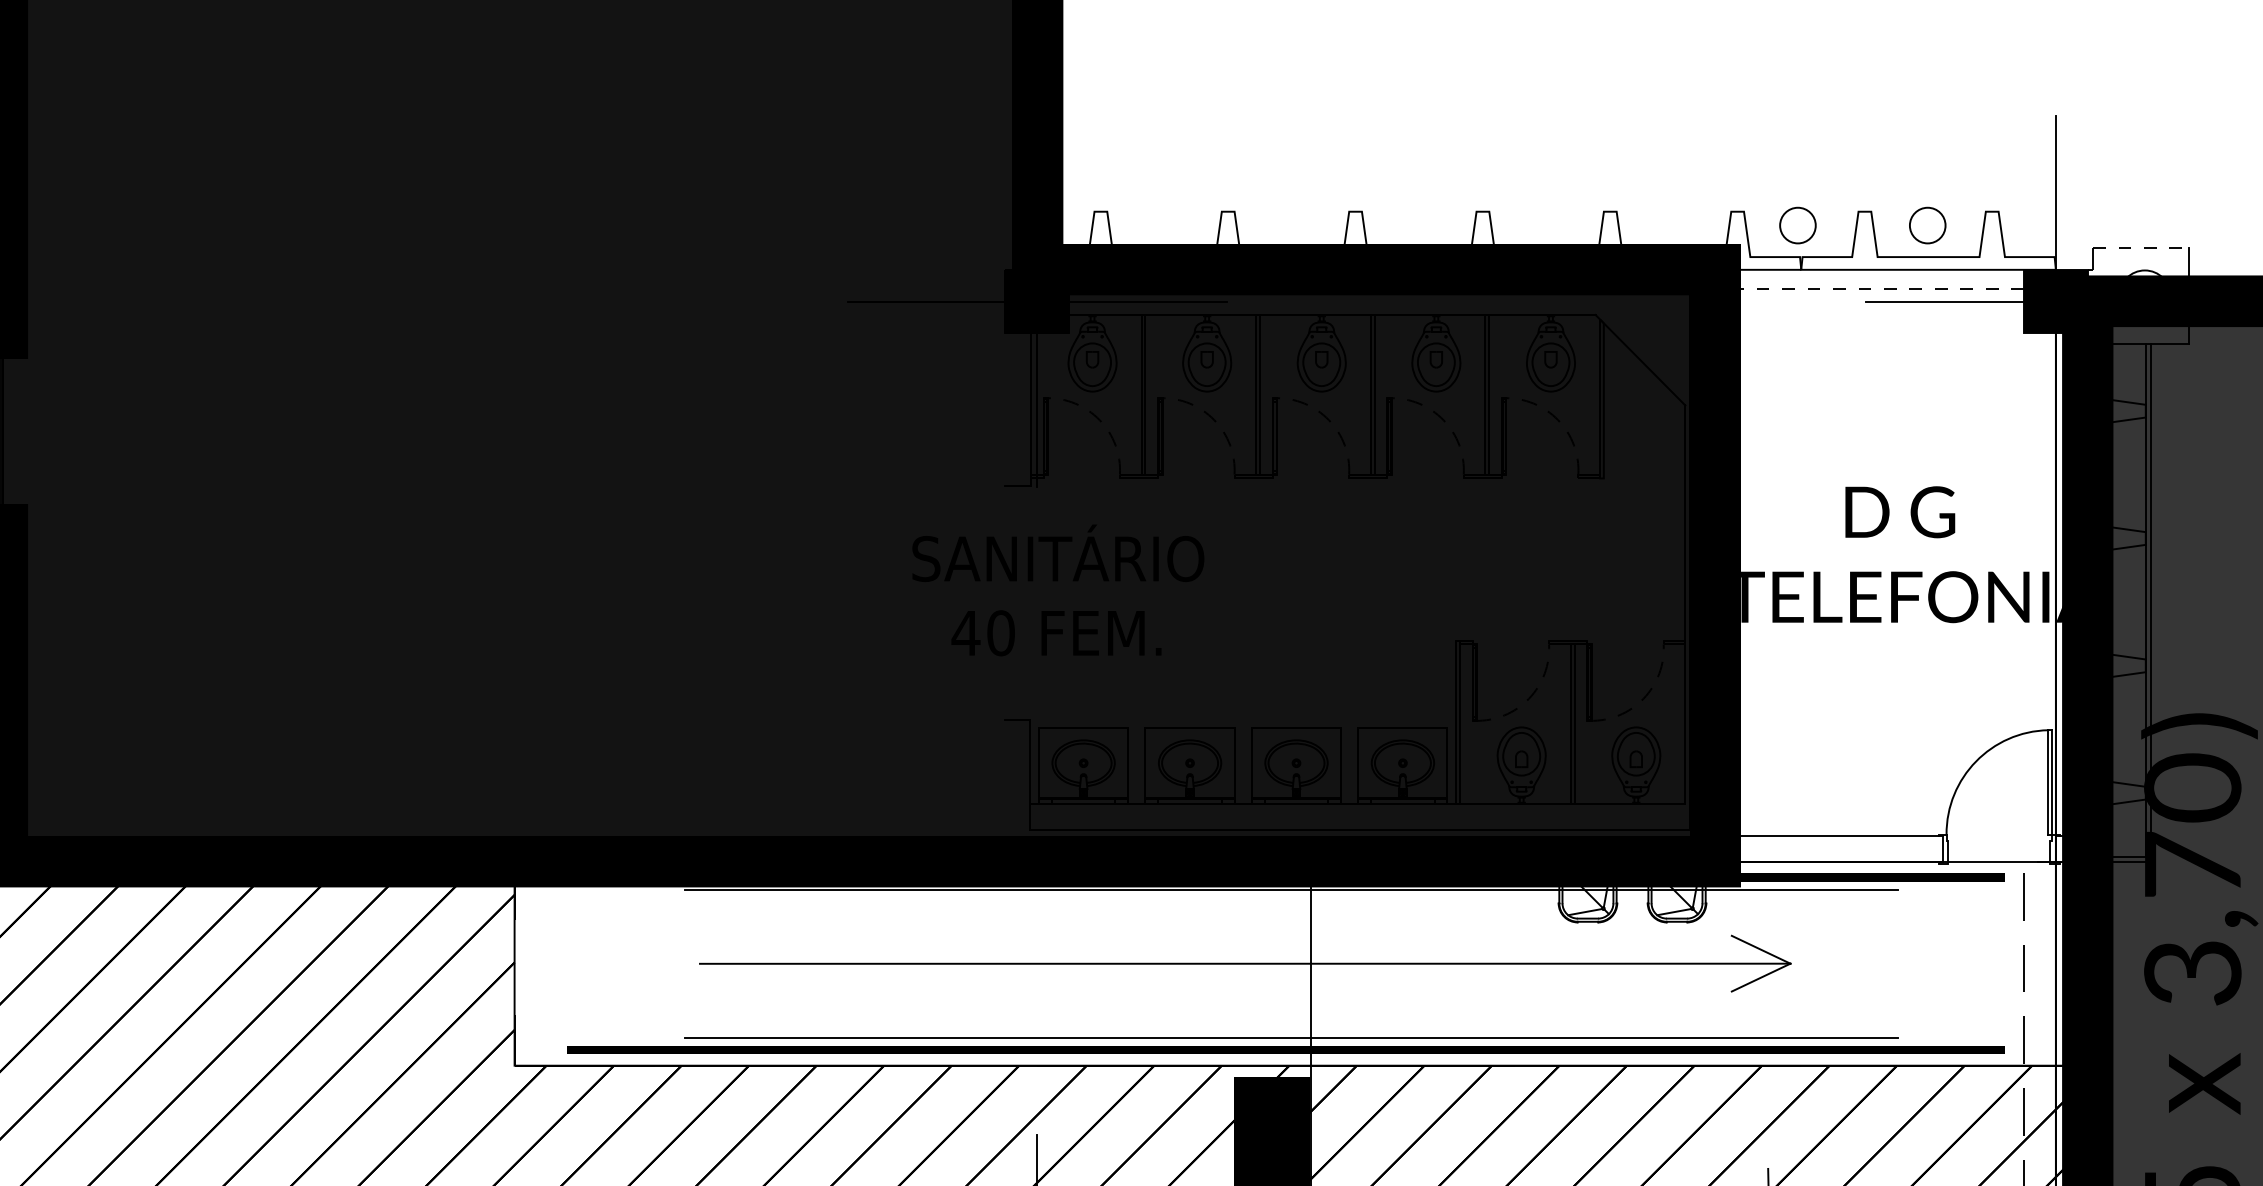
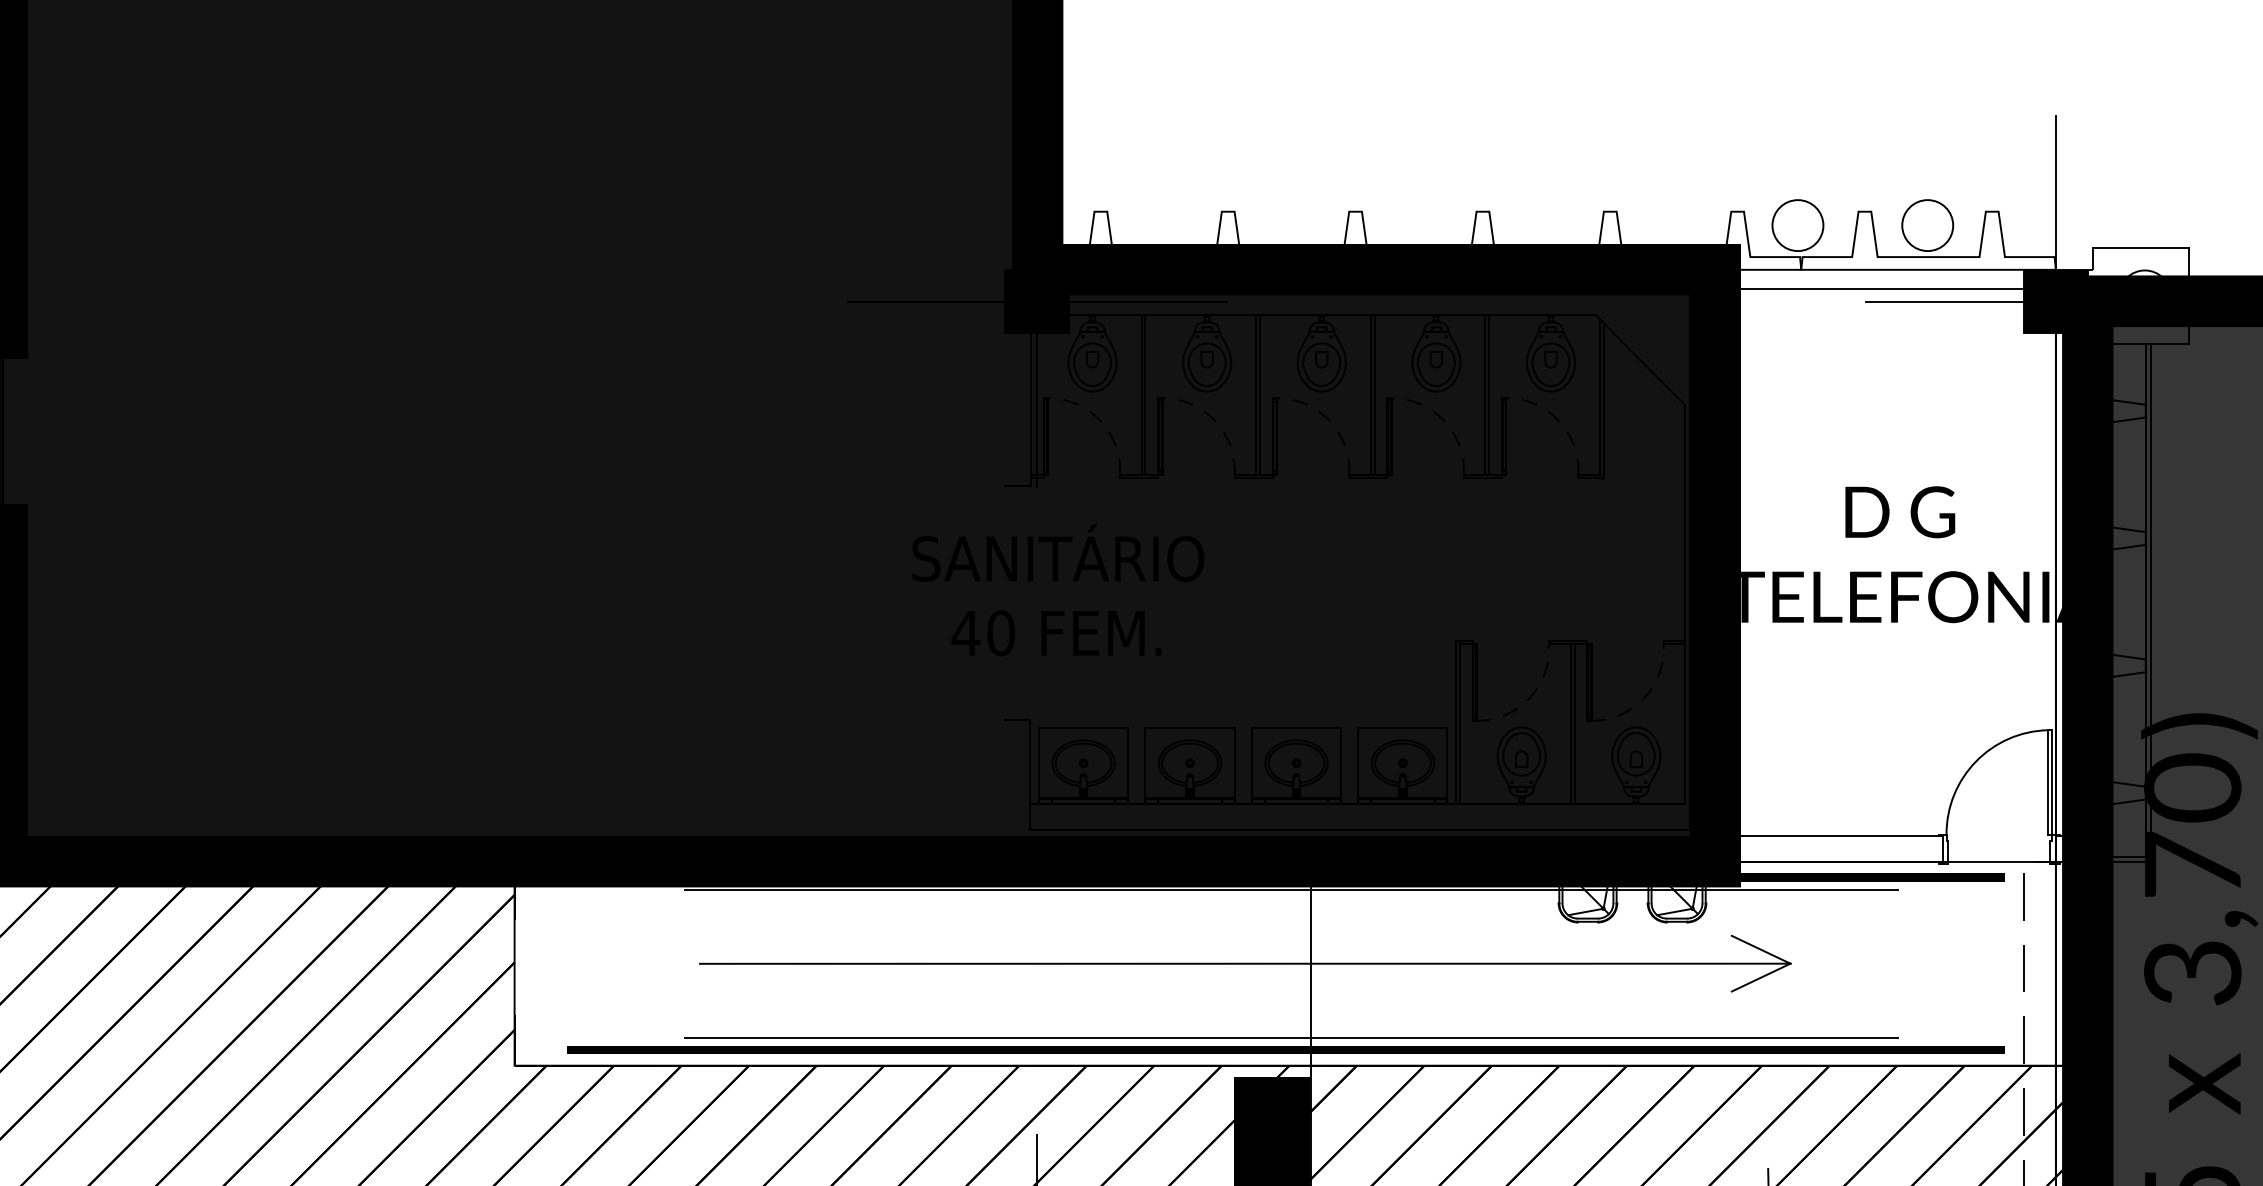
circle diameter: 36 px -> 51 px (1797, 225)
circle diameter: 36 px -> 51 px (1927, 225)
line: dashed -> solid (2141, 248)
line: dashed -> solid (1869, 288)
